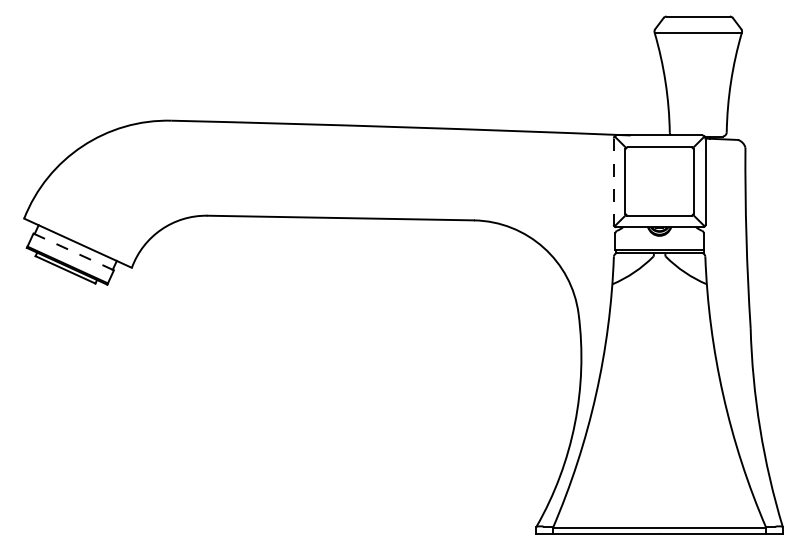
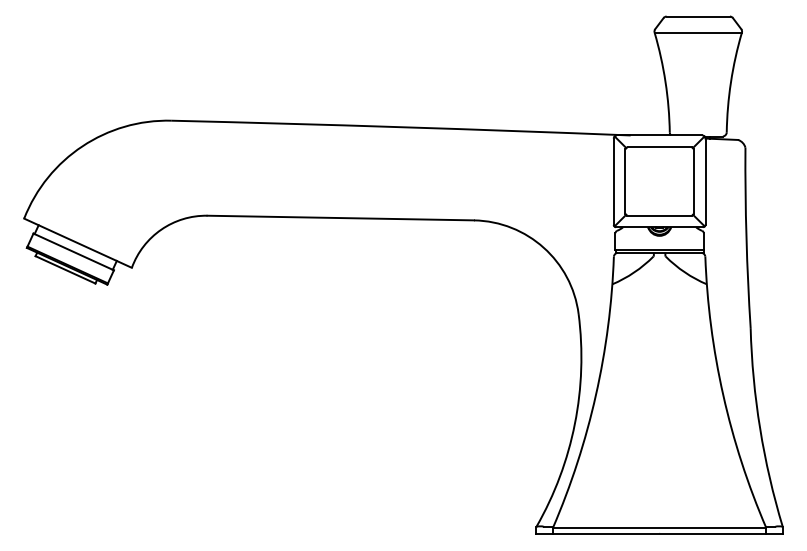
line: dashed -> solid (613, 182)
line: dashed -> solid (73, 251)
